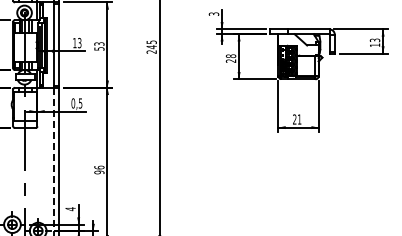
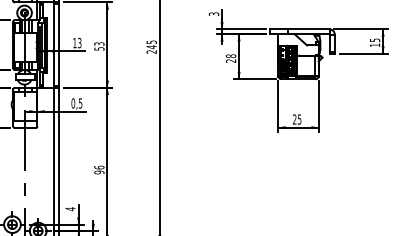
text: 13 -> 15 (373, 39)
text: 21 -> 25 (299, 119)
line: dashed -> solid (53, 161)
